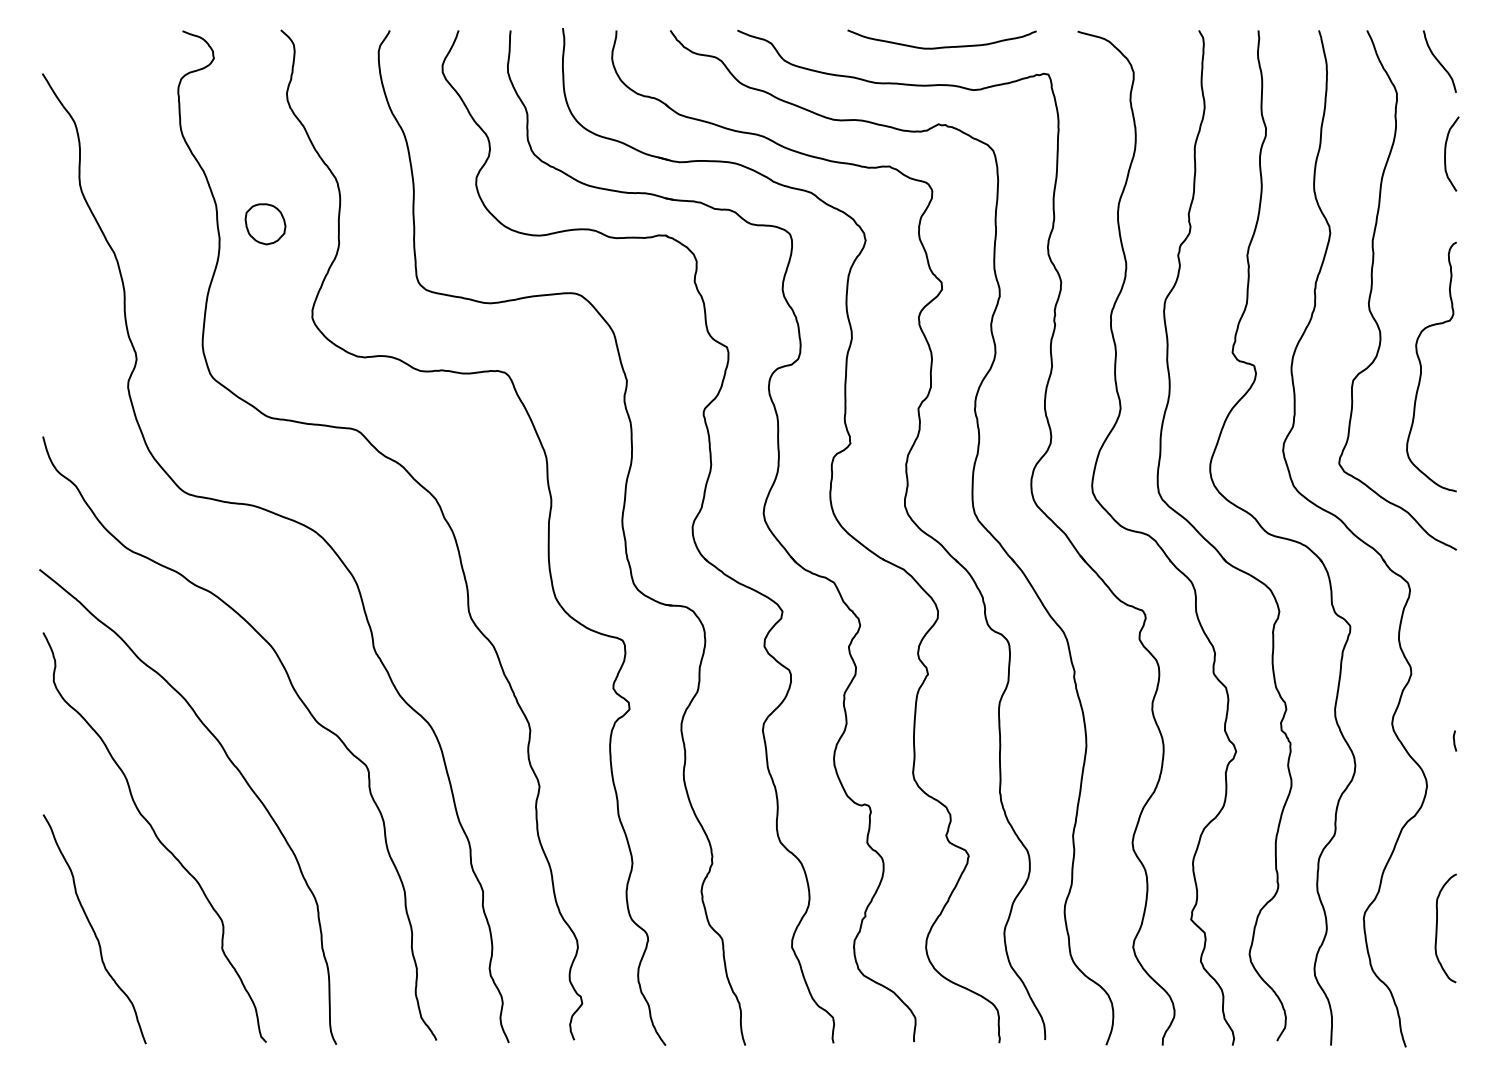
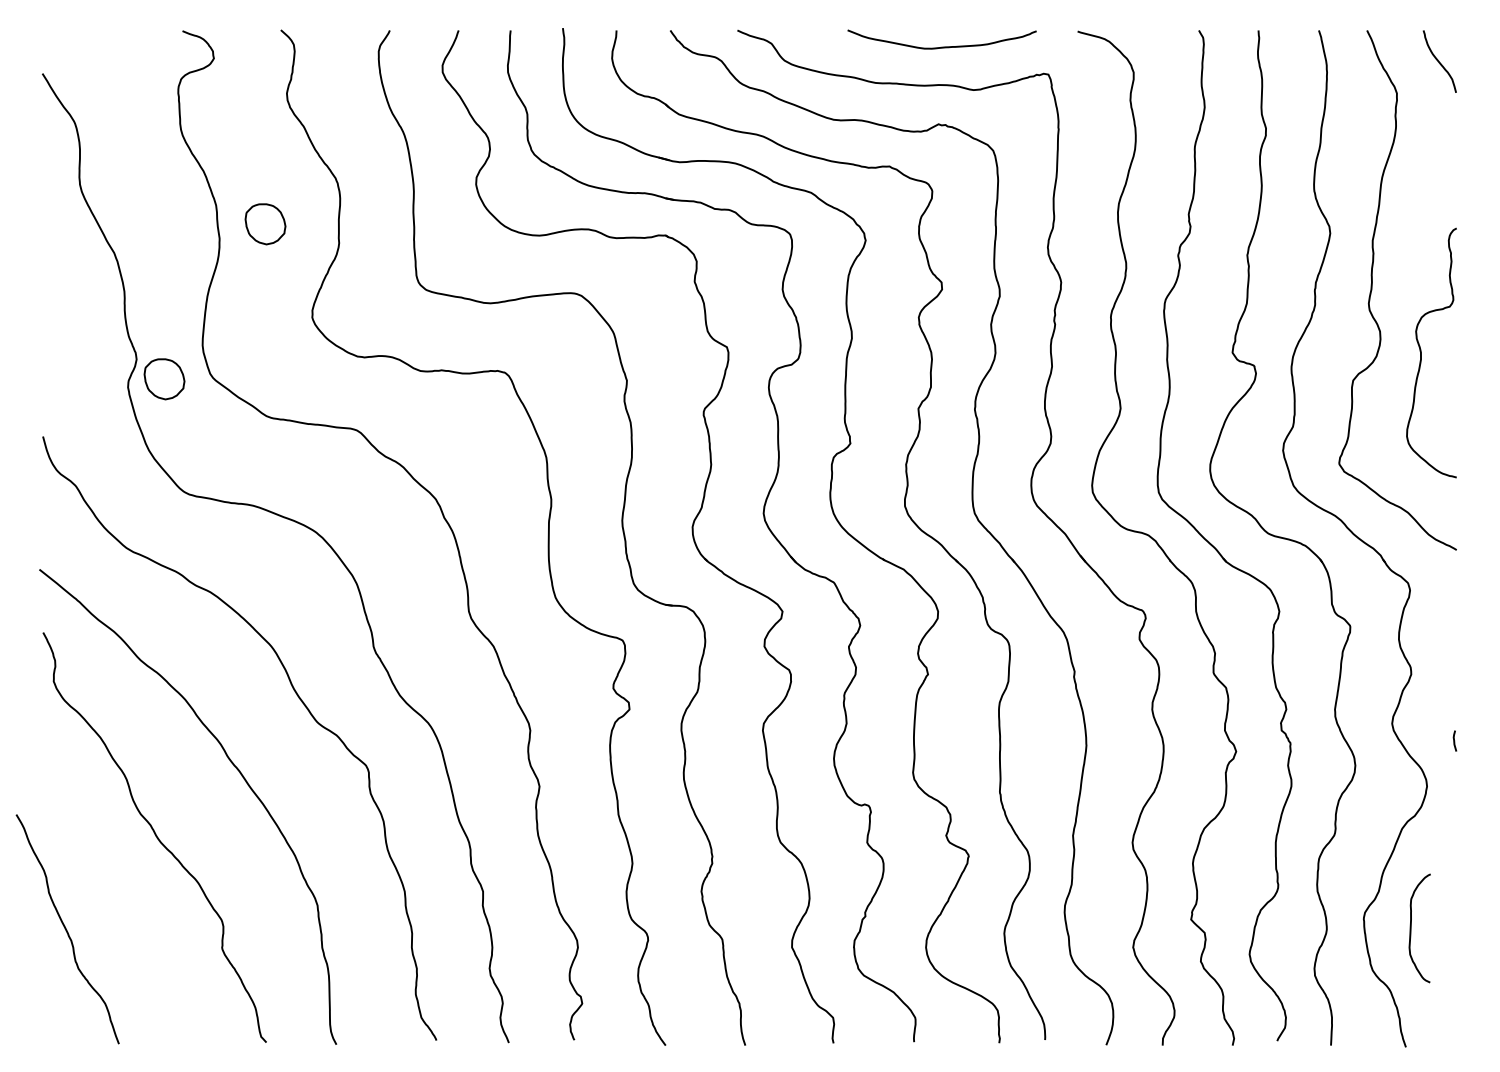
curve: present -> none (1446, 150)
curve position: (1421, 366) -> (1421, 352) (1421, 352)
part: none -> present (164, 379)
curve position: (1437, 928) -> (1411, 928) (1411, 928)
curve position: (93, 929) -> (66, 929) (66, 929)
